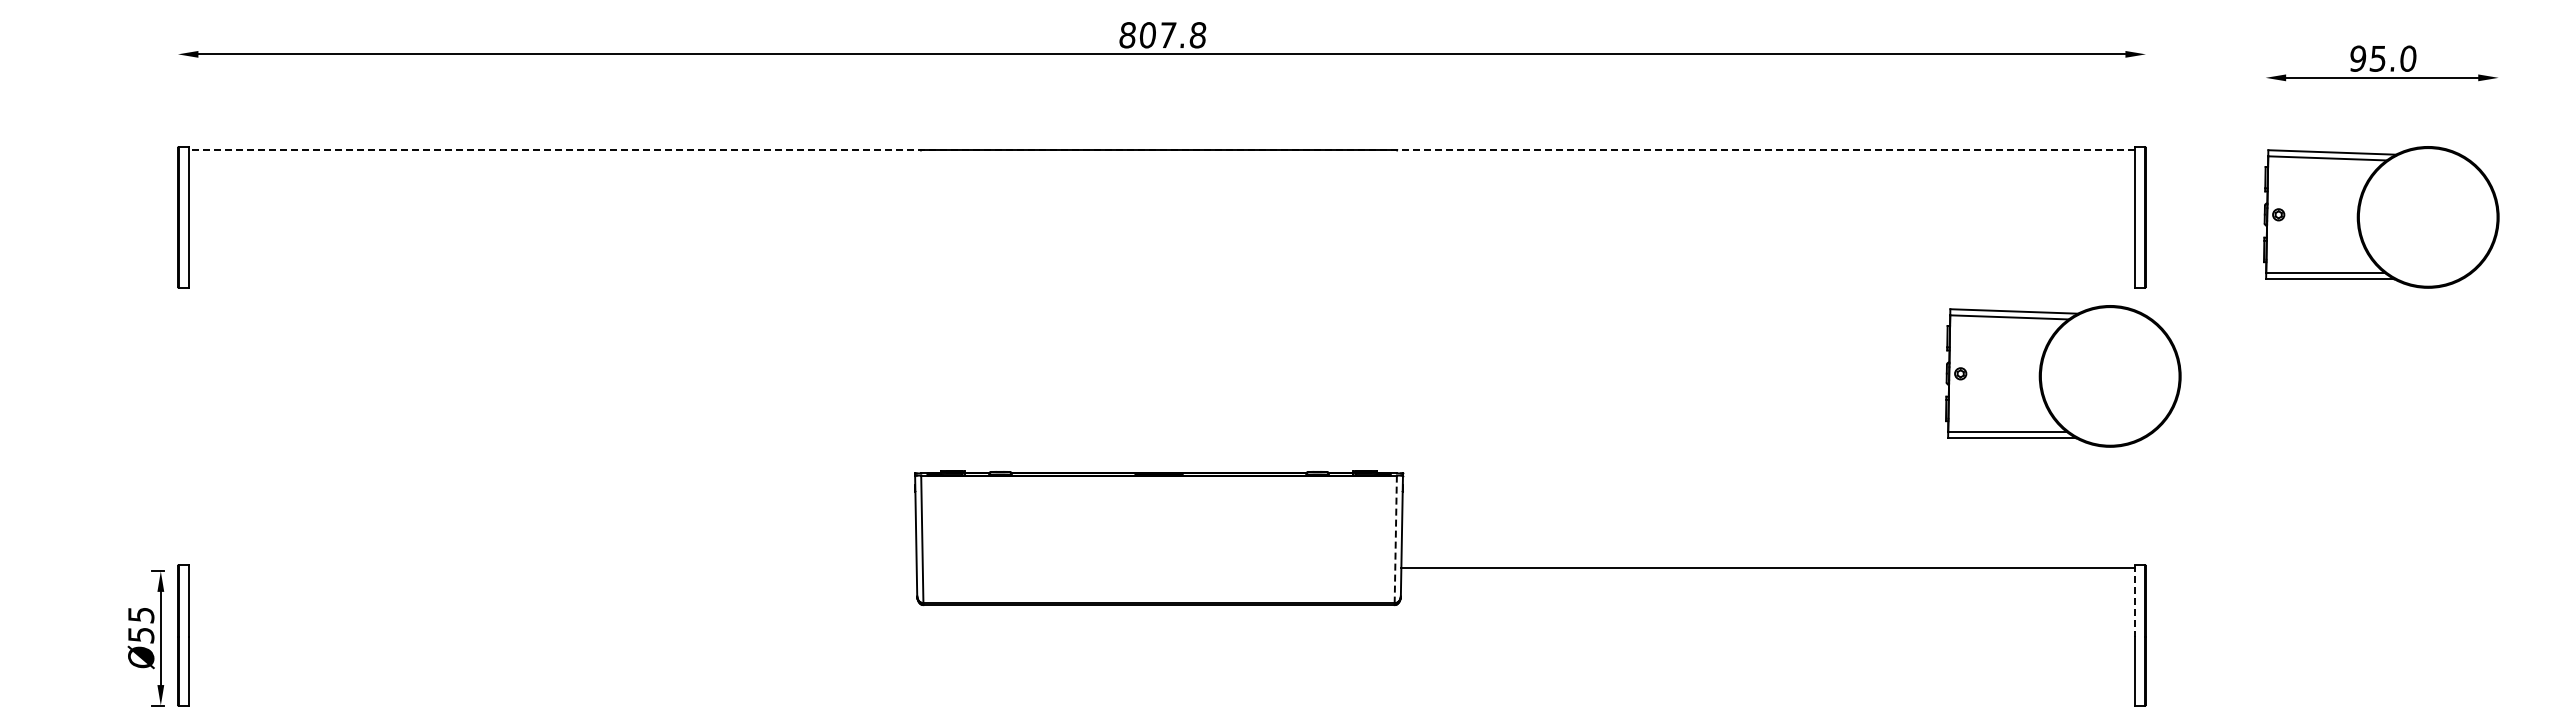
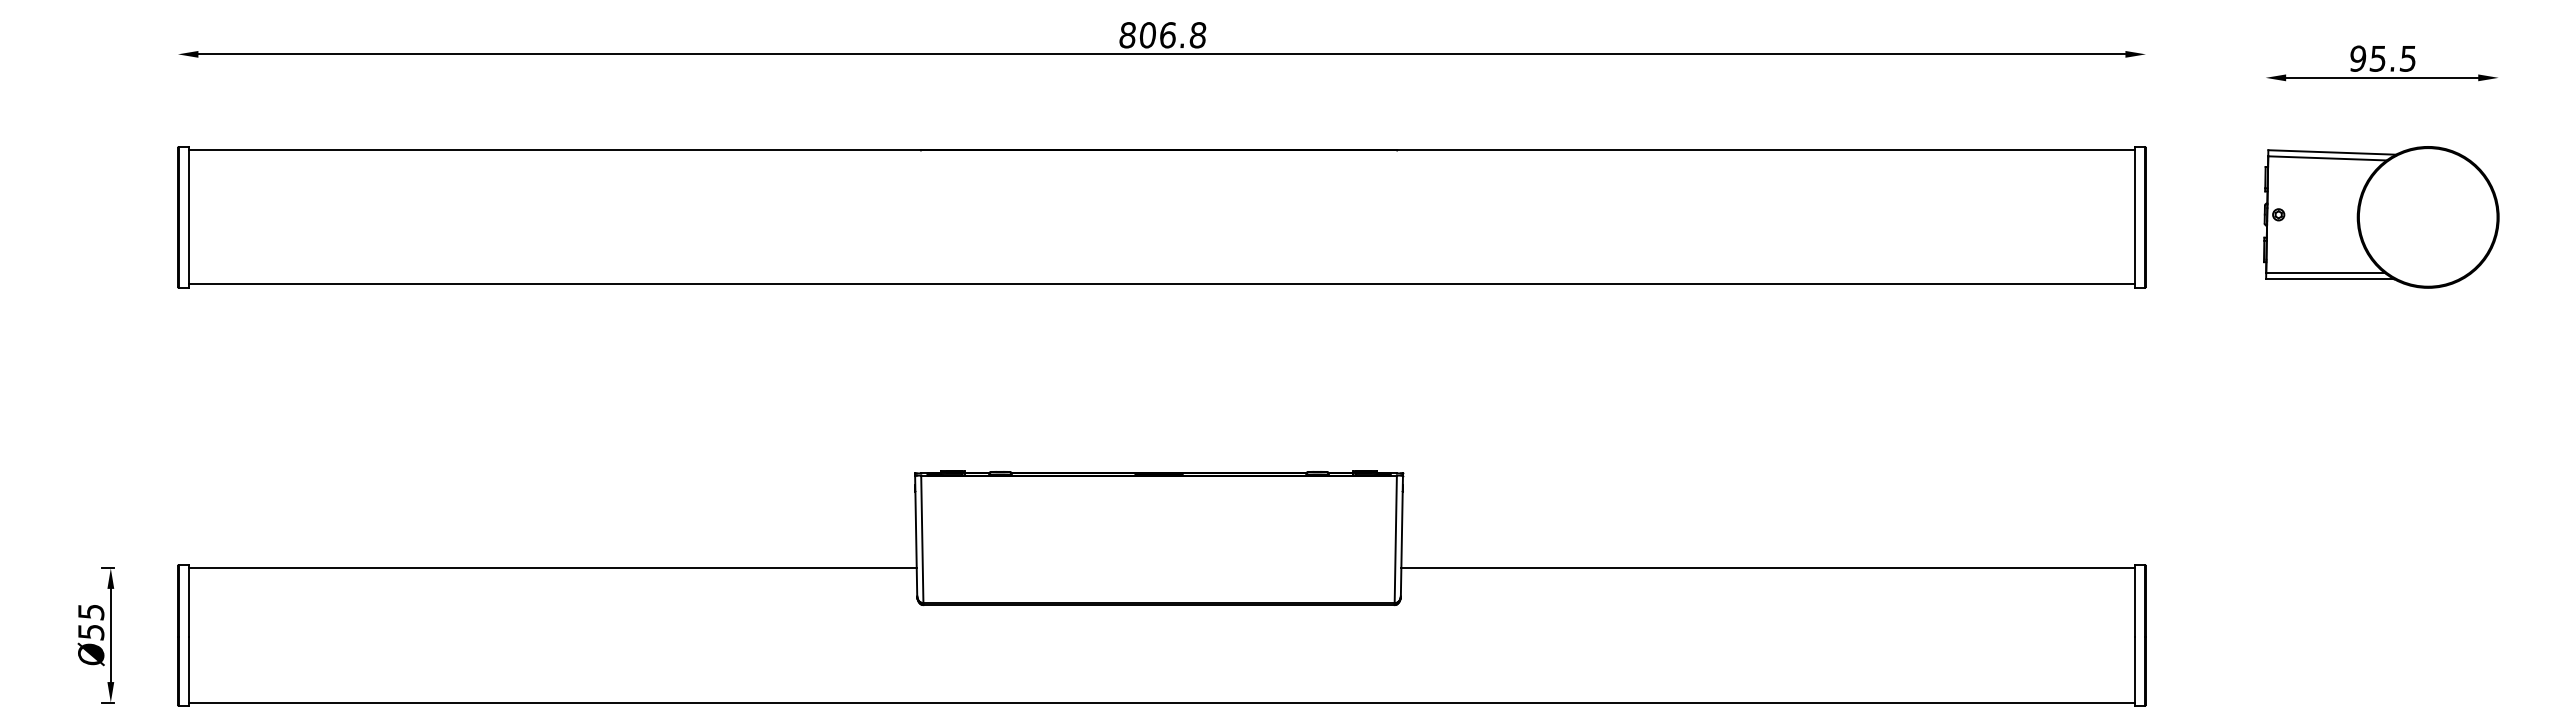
text: 807.8 -> 806.8 (1168, 35)
text: 95.0 -> 95.5 (2407, 58)
line: dashed -> solid (1161, 150)
line: none -> present (1161, 284)
part: present -> none (2063, 376)
line: dashed -> solid (1395, 539)
line: none -> present (552, 568)
line: dashed -> solid (2134, 600)
part position: (145, 638) -> (95, 635) (95, 635)
line: none -> present (1161, 702)
